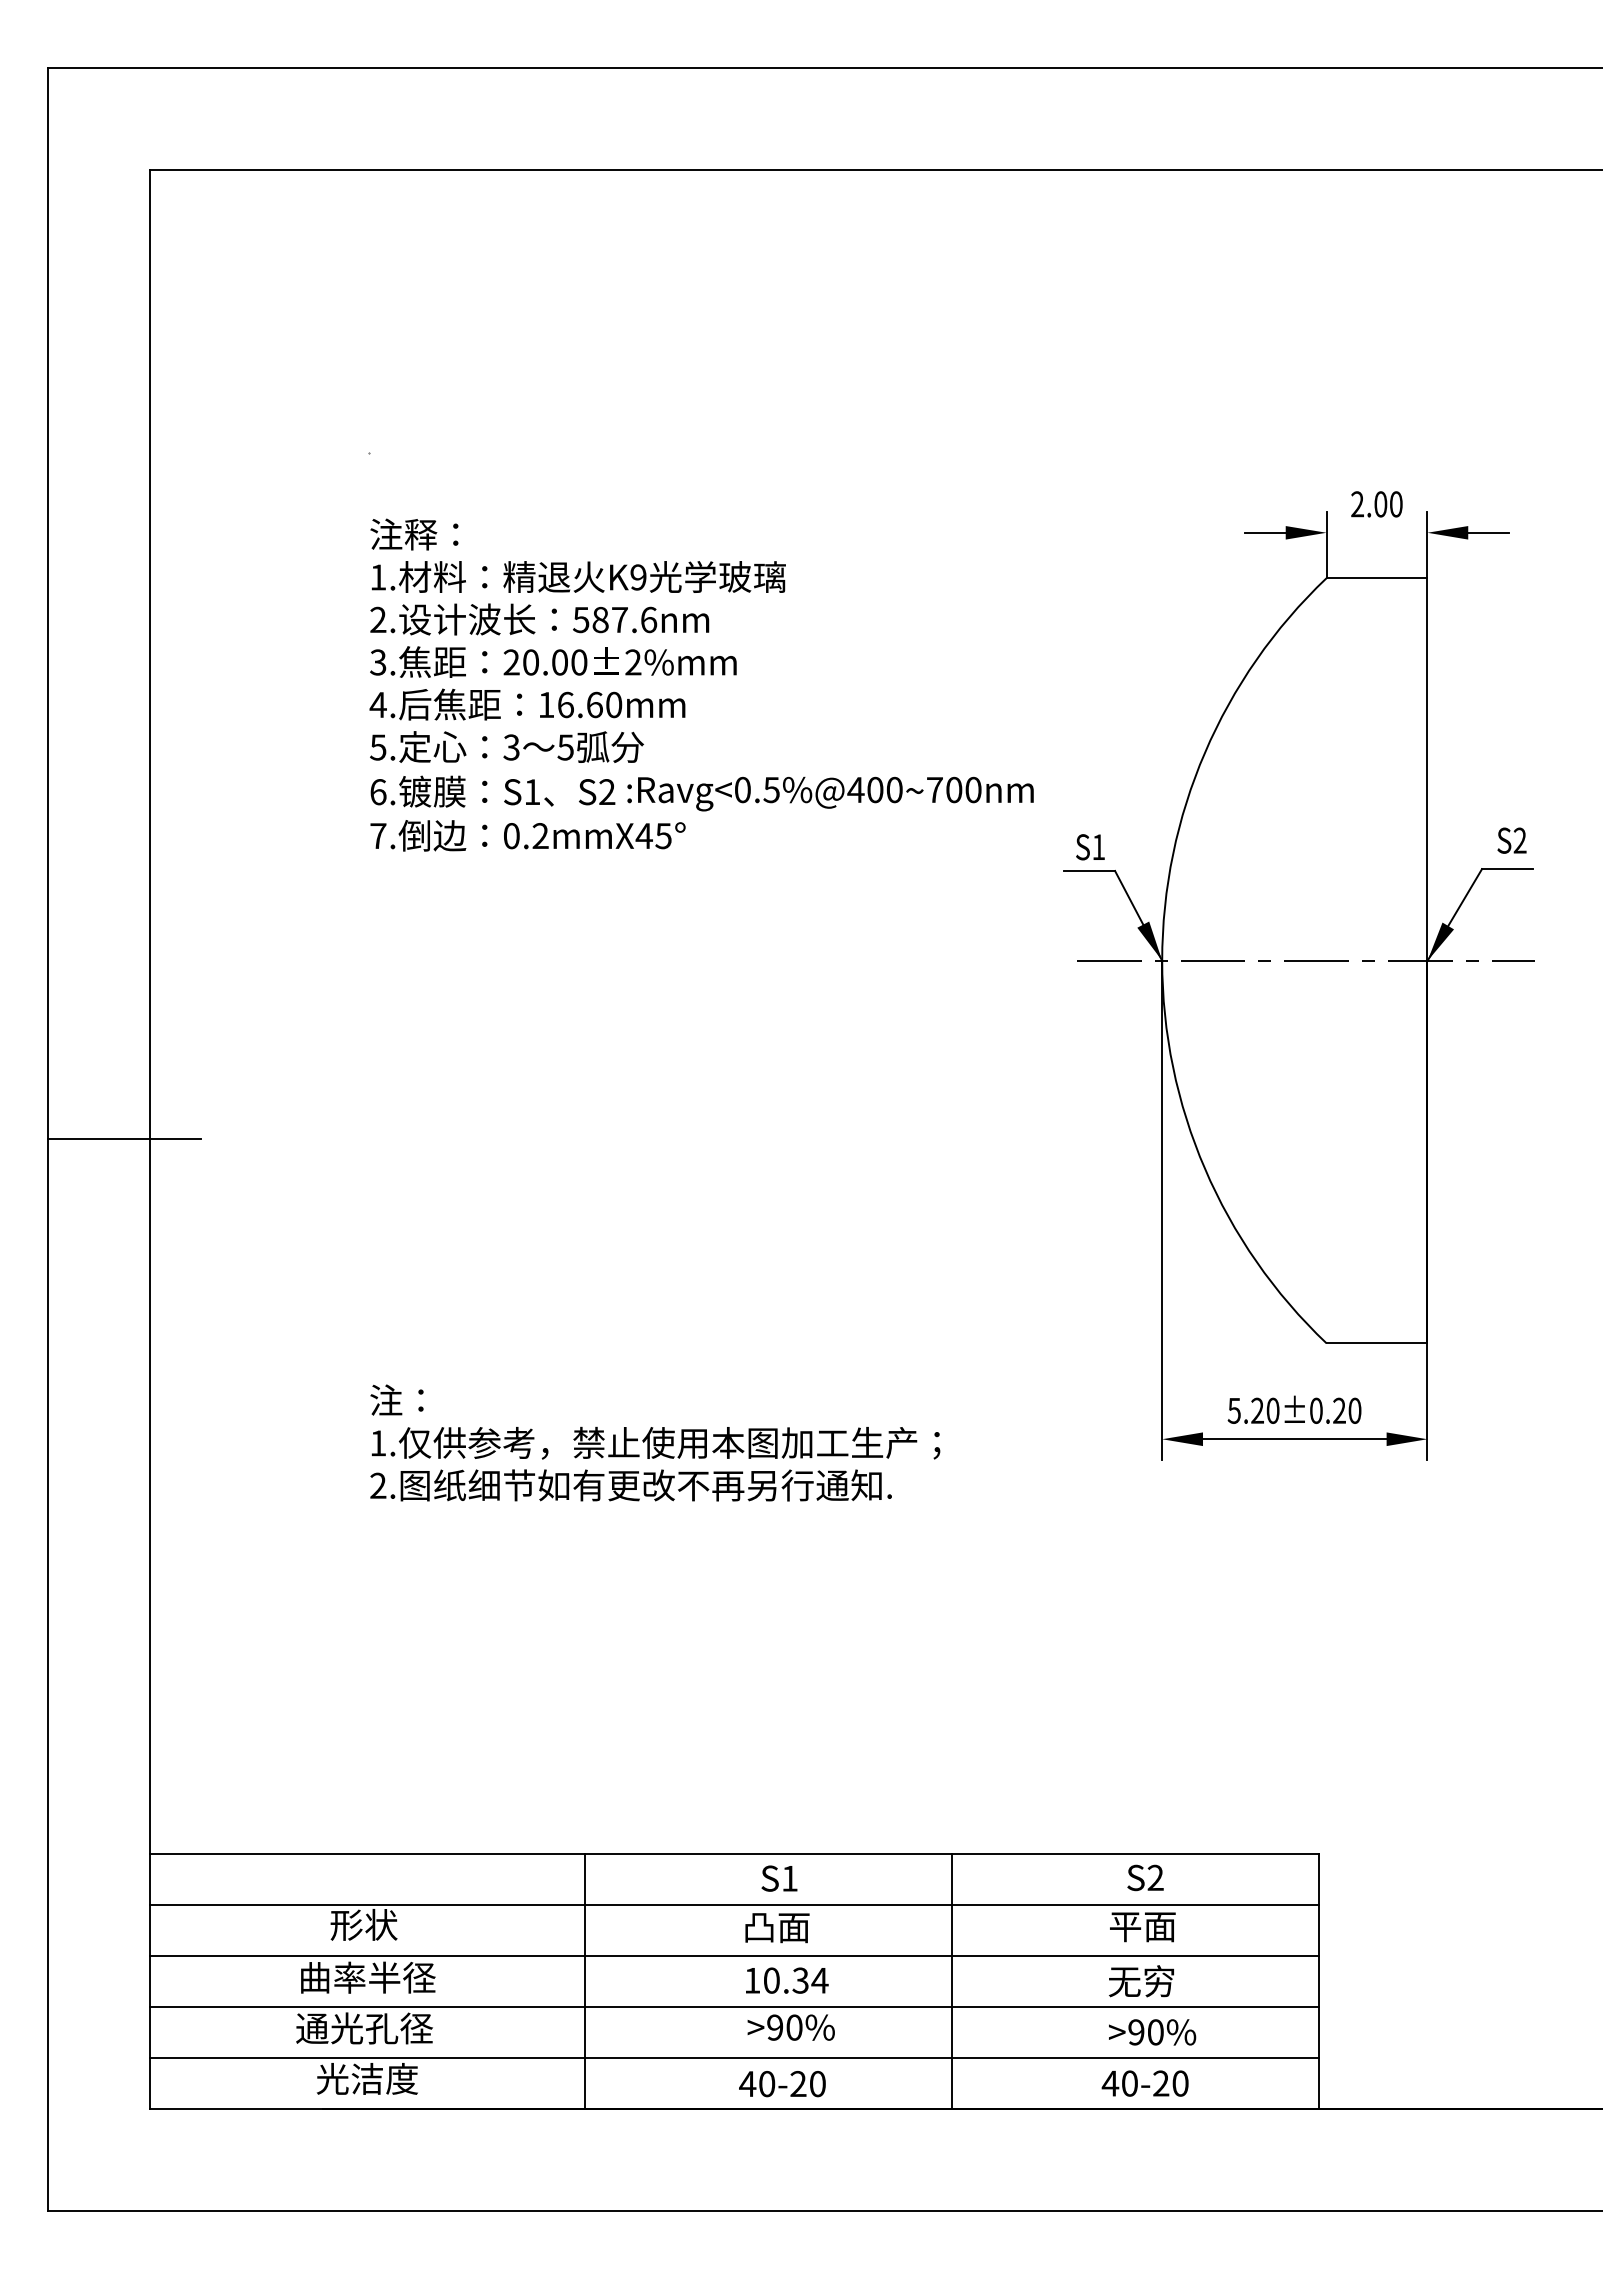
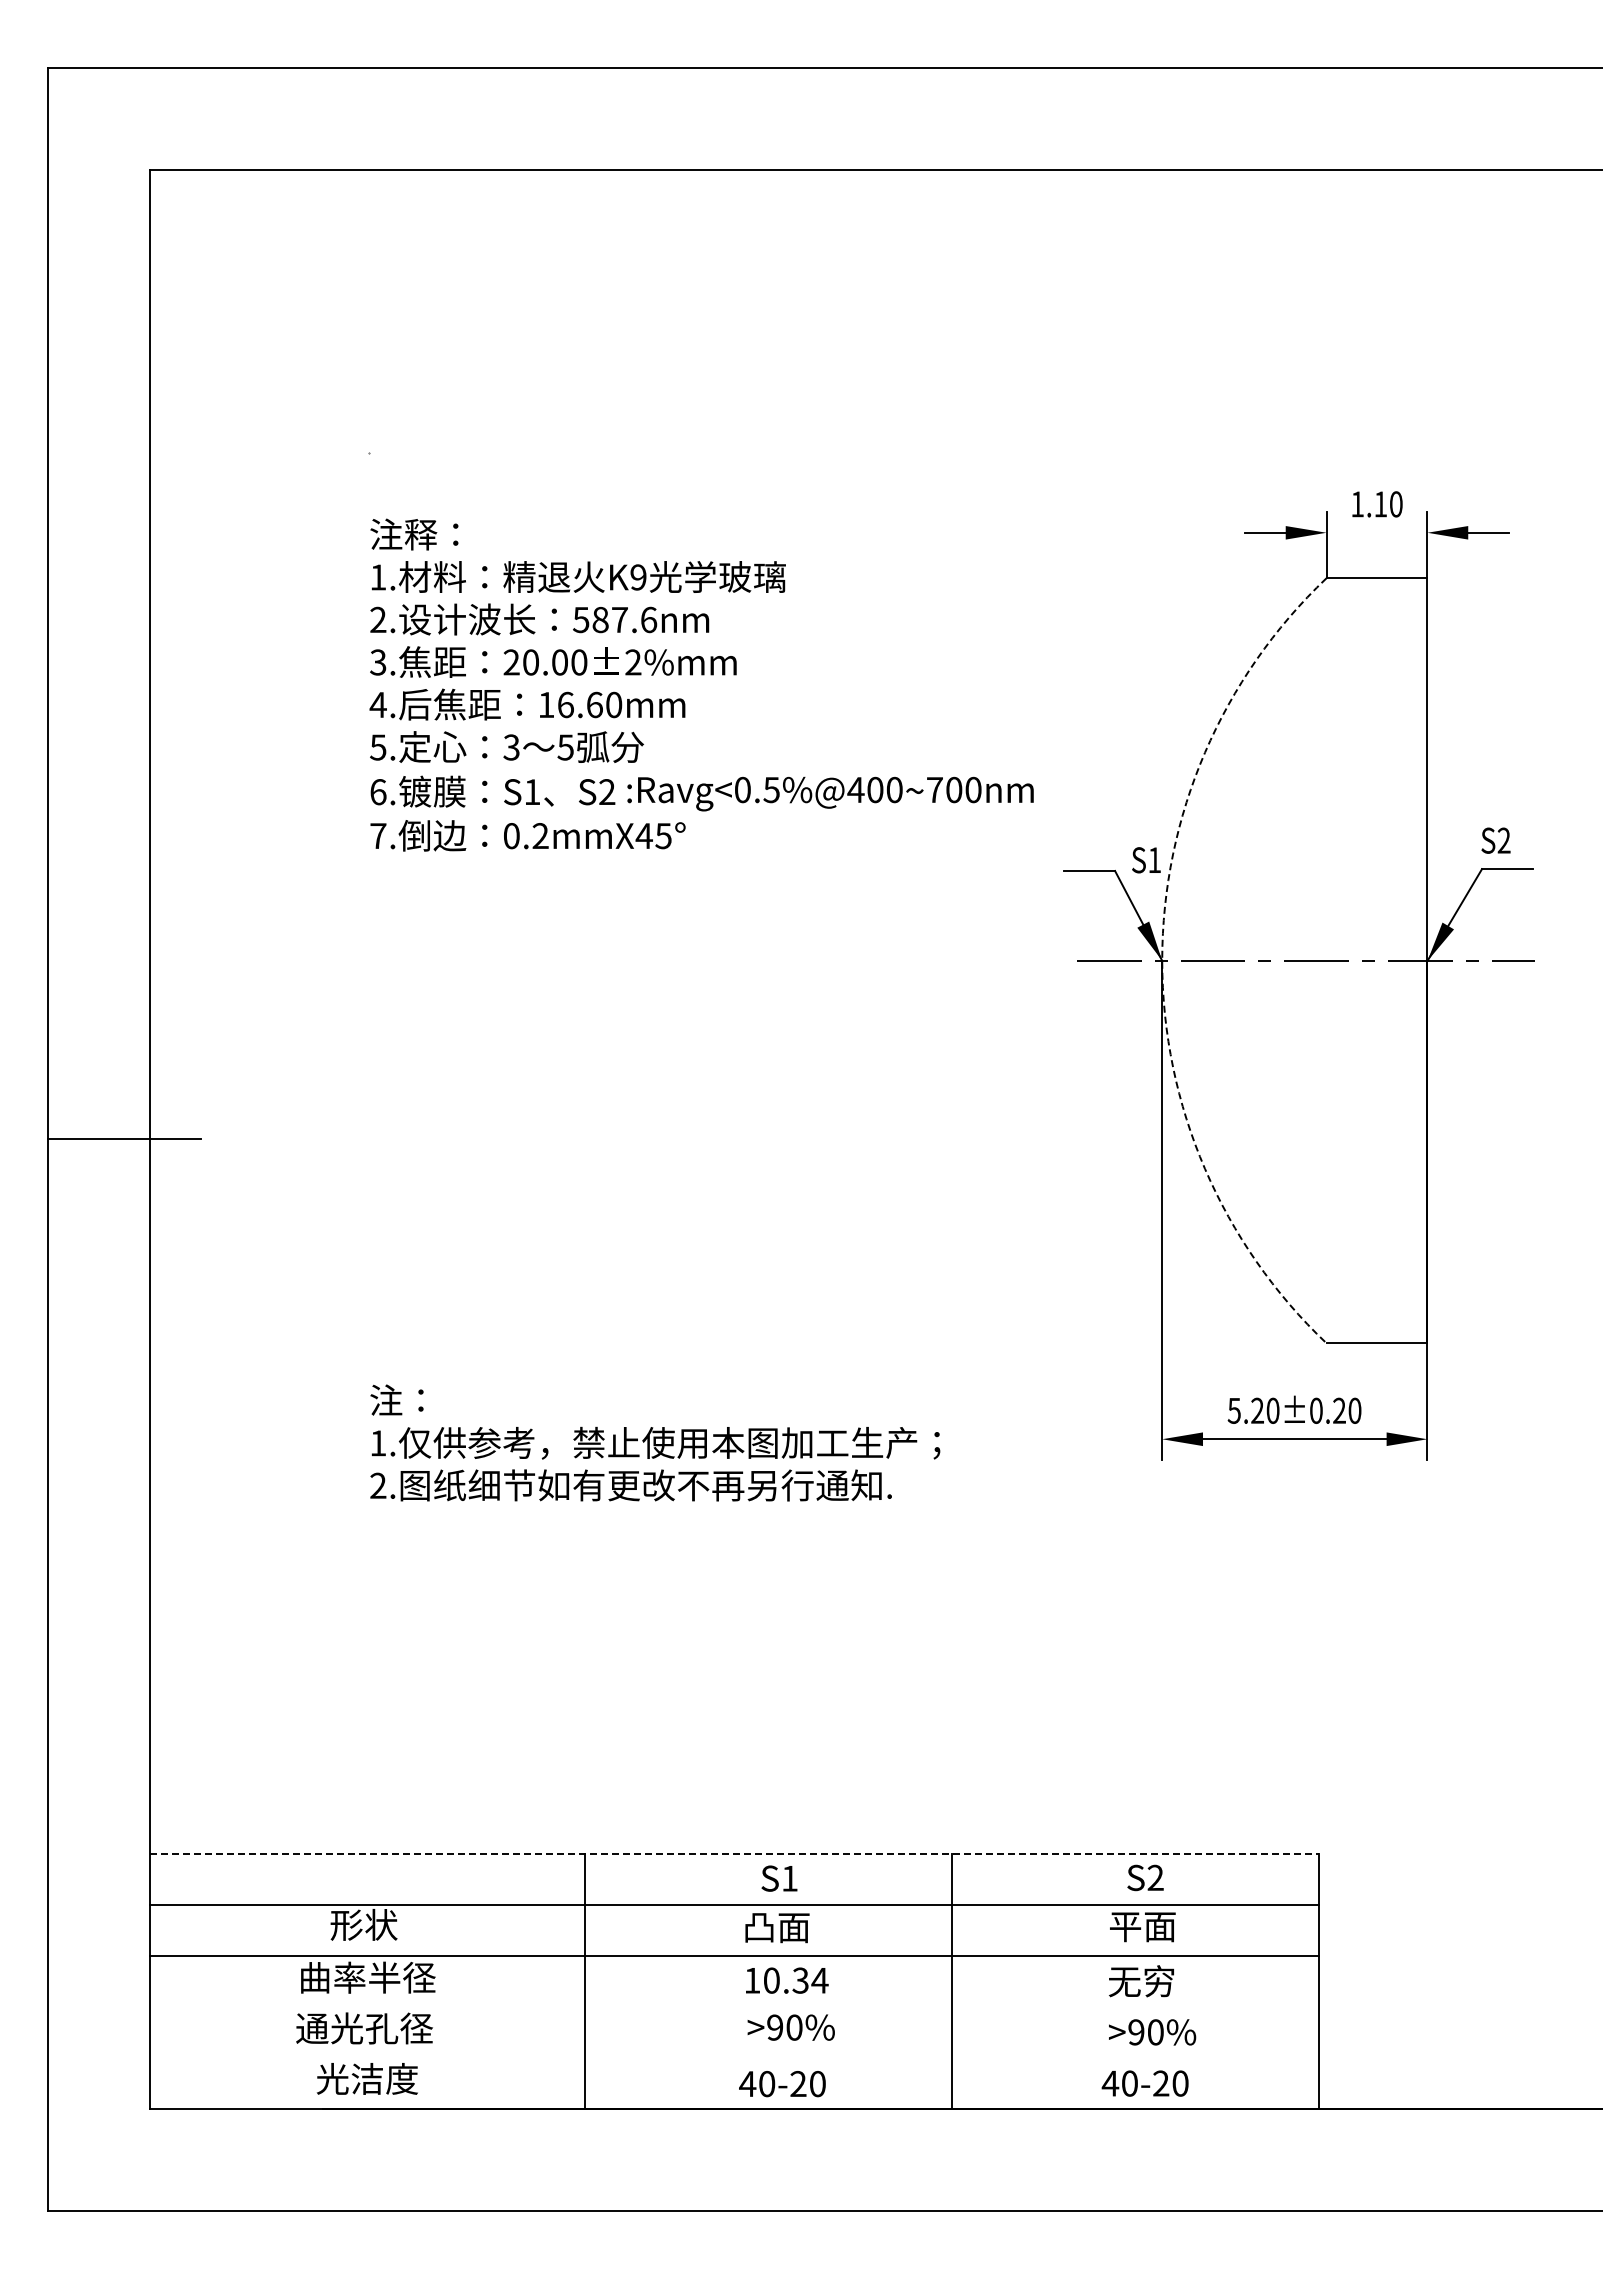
text: 2.00 -> 1.10 (1369, 504)
text position: (1511, 840) -> (1495, 840) (1495, 840)
text position: (1090, 847) -> (1146, 860) (1146, 860)
arc: solid -> dashed (1162, 960)
line: solid -> dashed (734, 1853)
line: present -> none (734, 2006)
line: present -> none (734, 2057)
